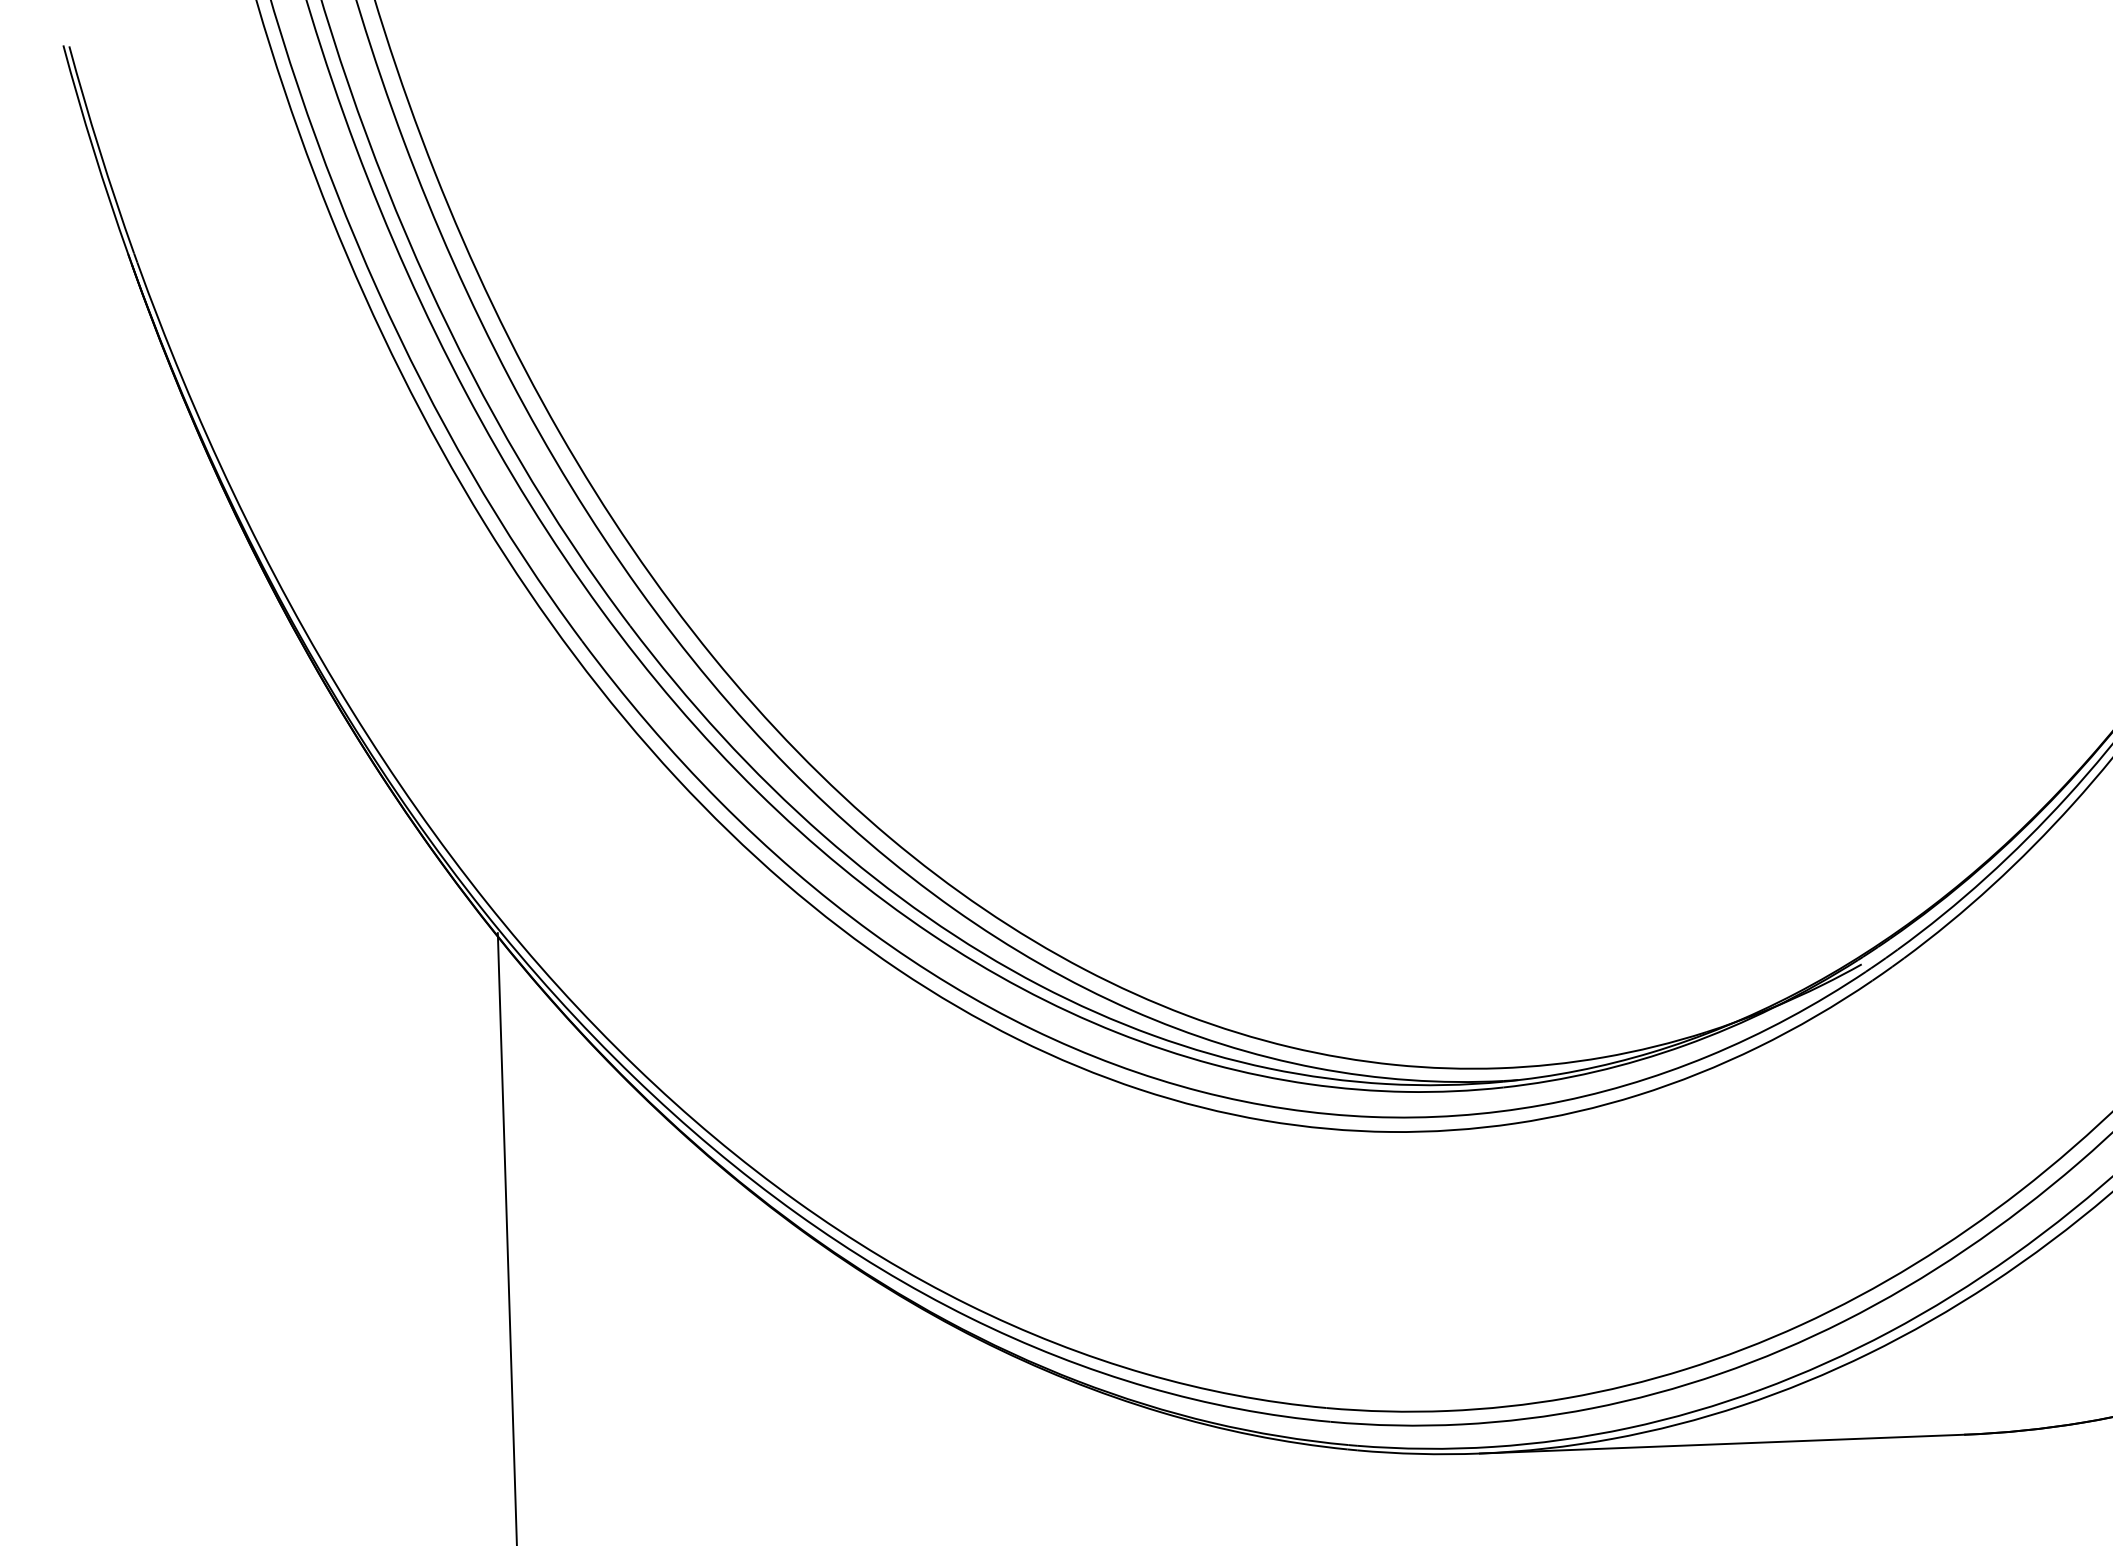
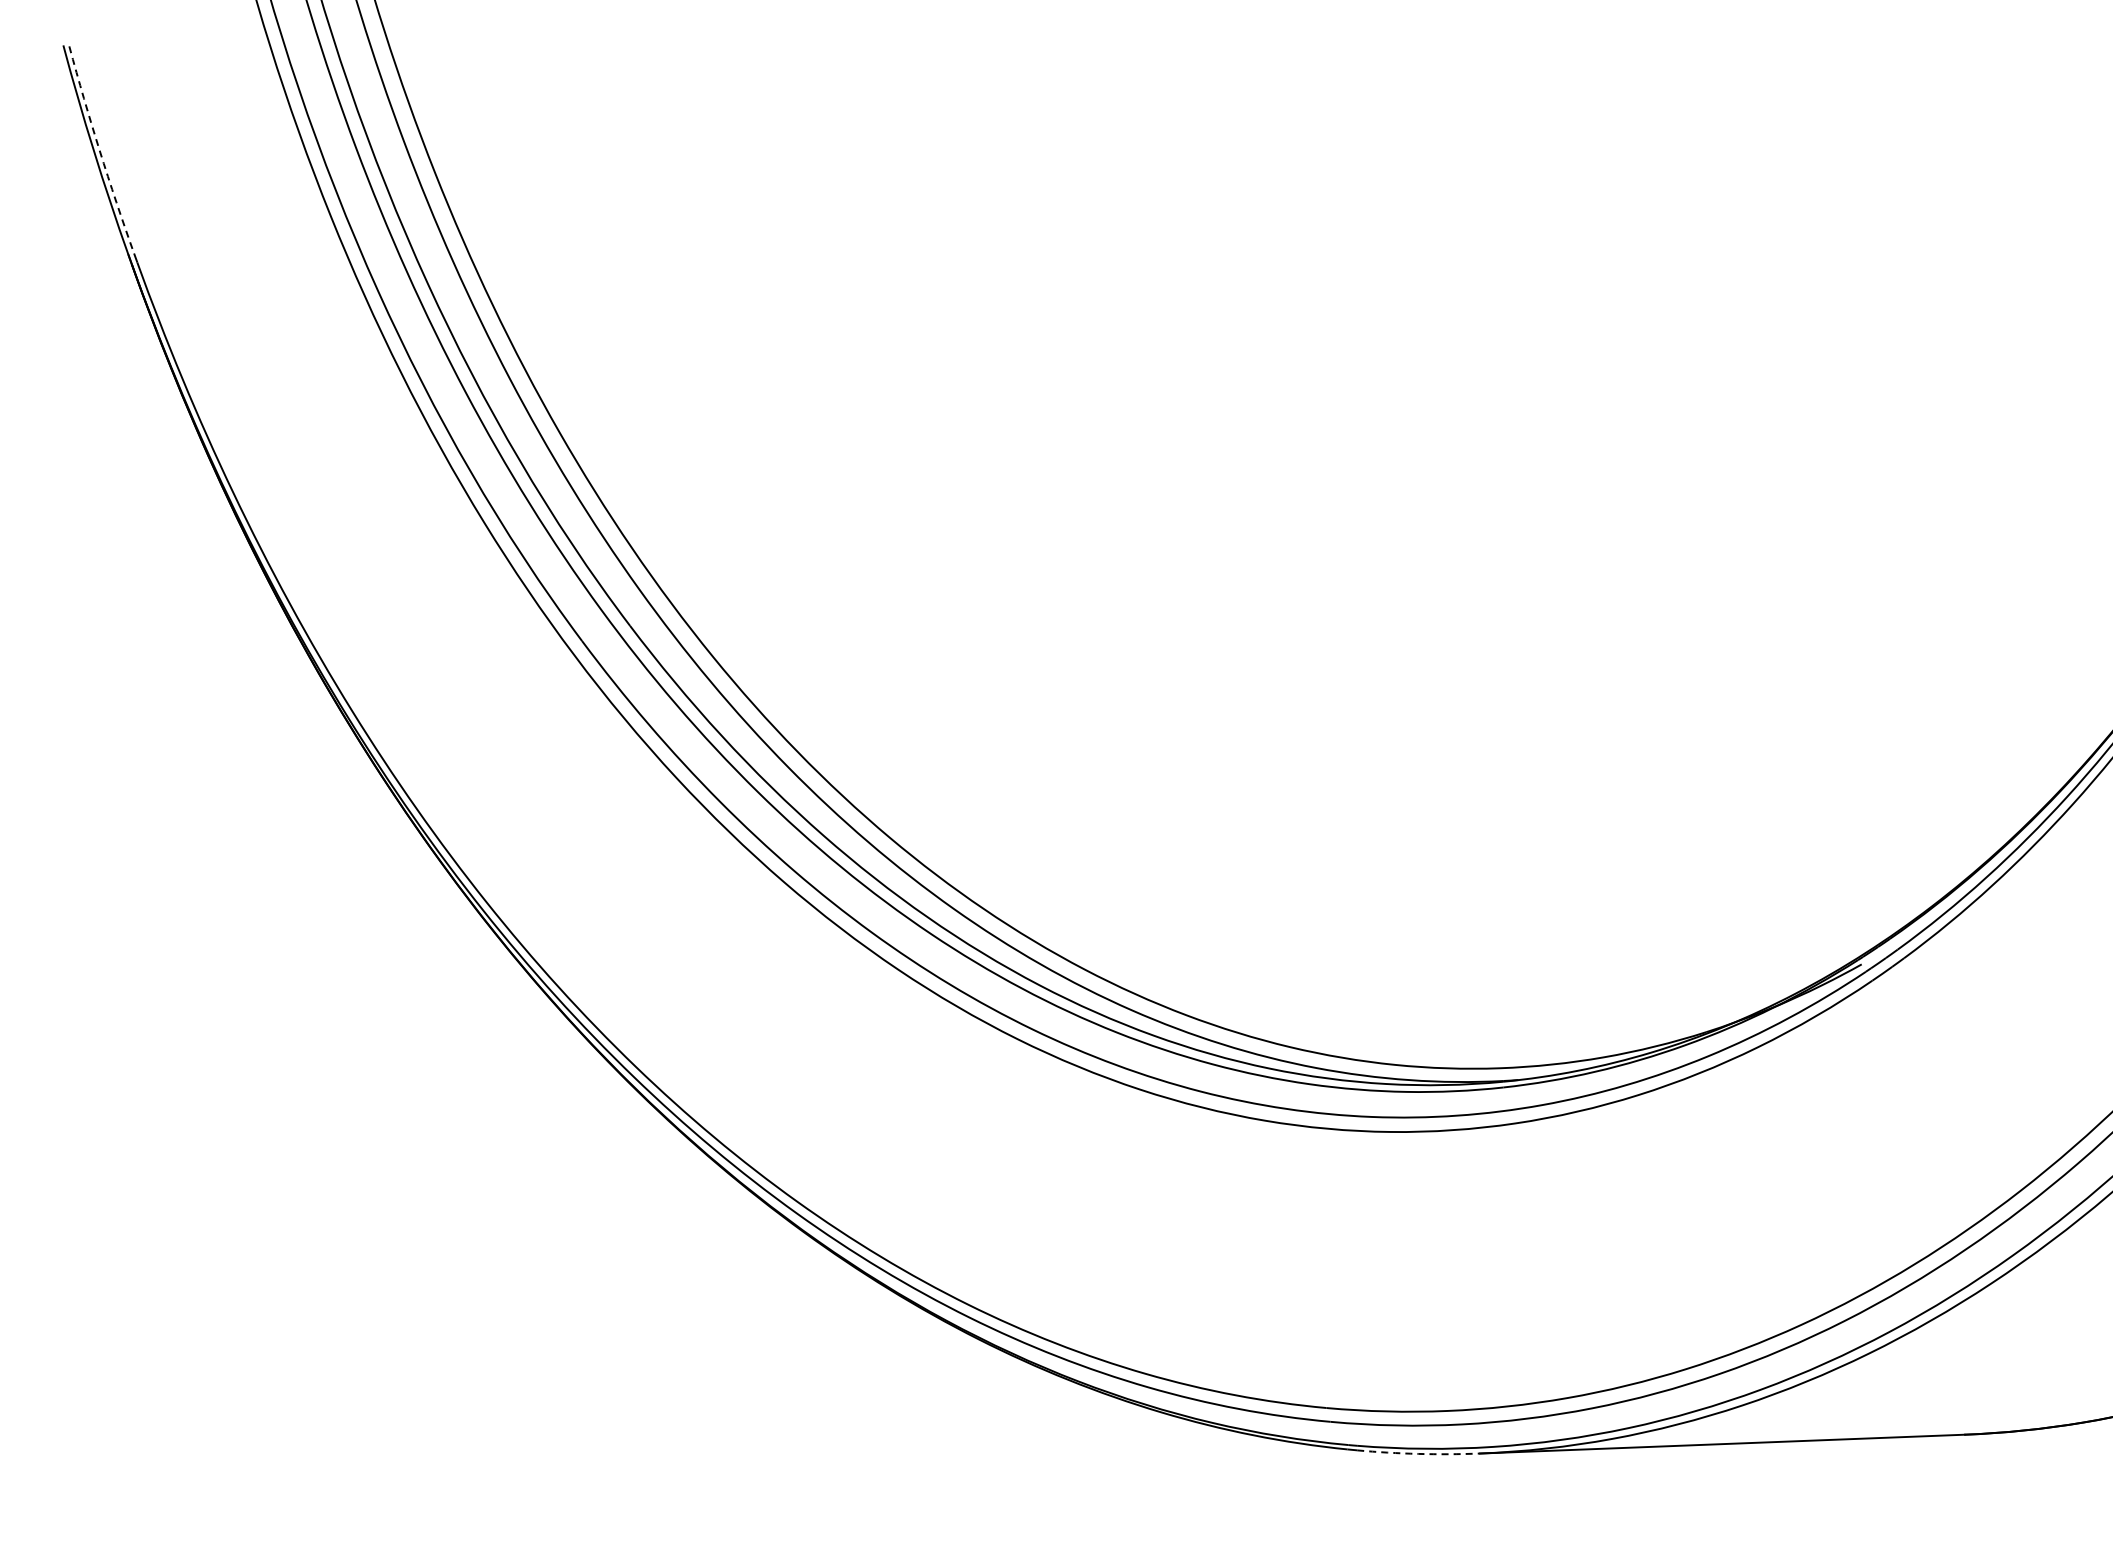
arc: solid -> dashed (99, 150)
line: present -> none (506, 1237)
arc: solid -> dashed (1418, 1453)
